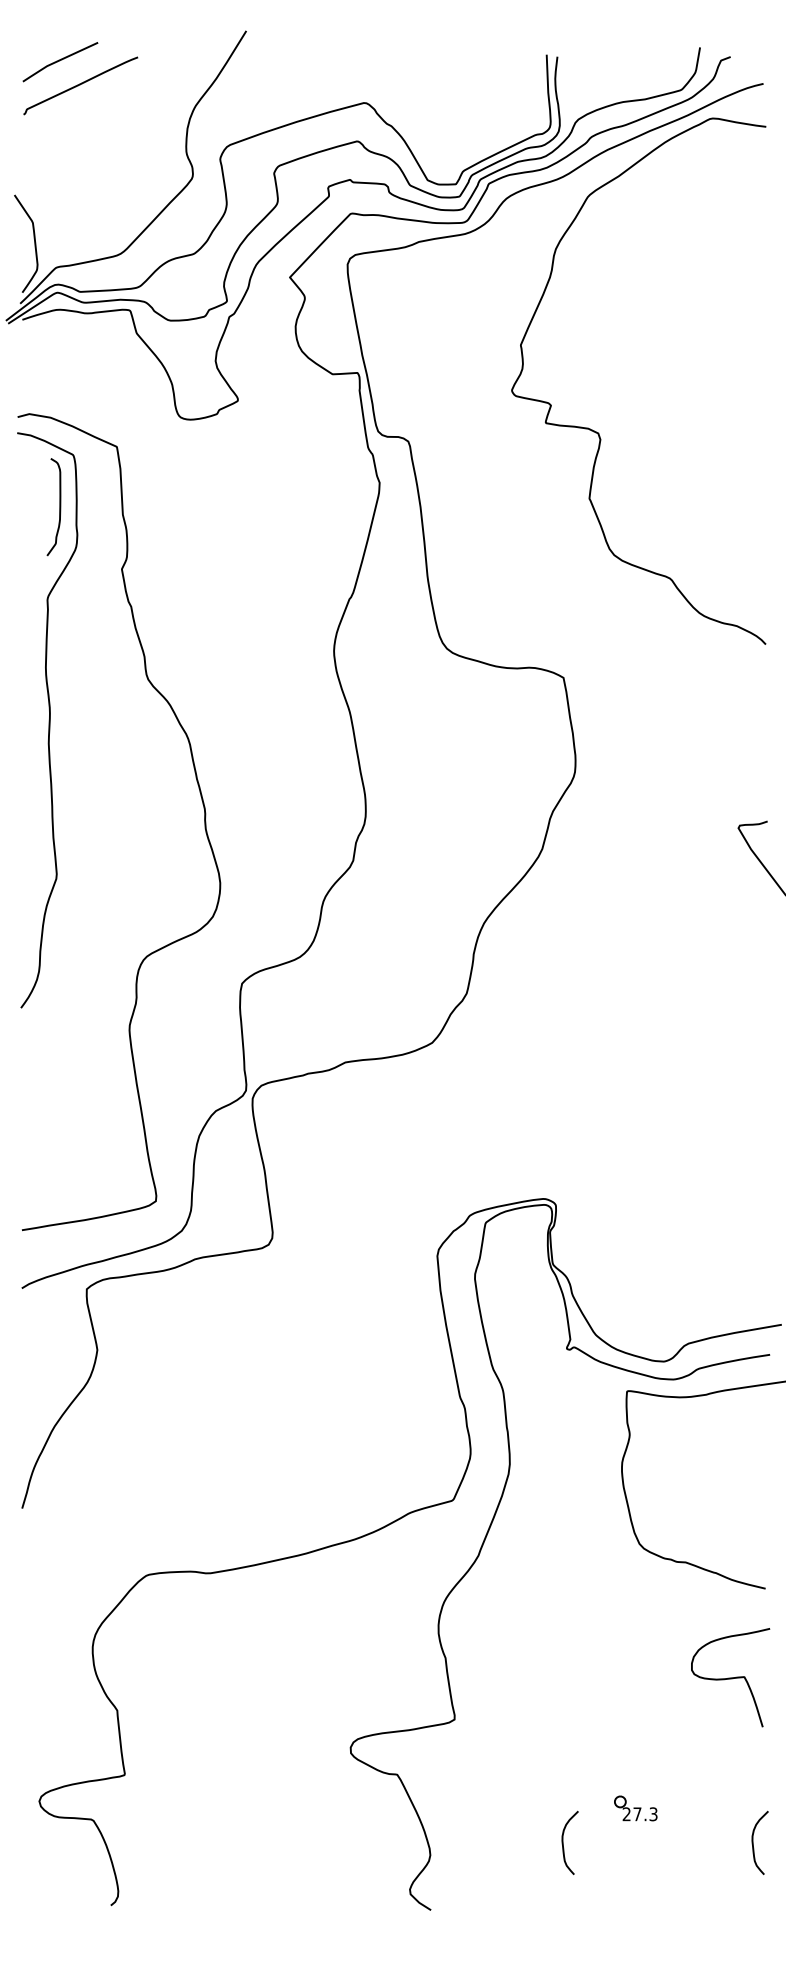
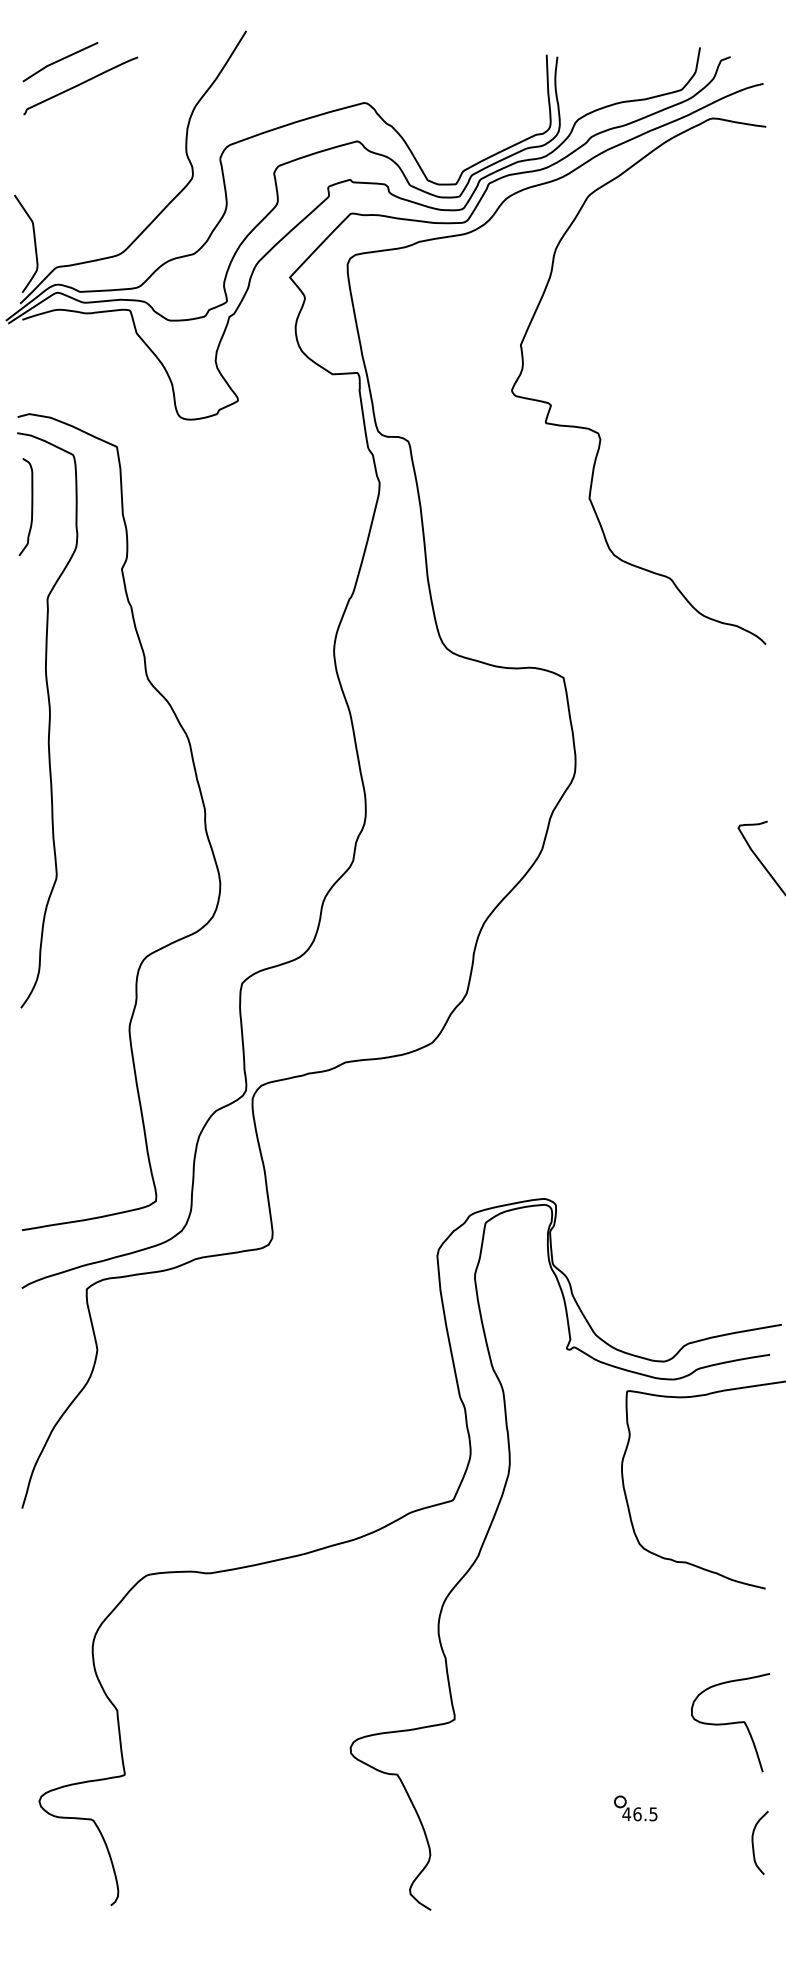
curve position: (59, 507) -> (31, 507) (31, 507)
curve position: (730, 1677) -> (730, 1722) (730, 1722)
text: 27.3 -> 46.5 (639, 1814)
curve: present -> none (563, 1842)
